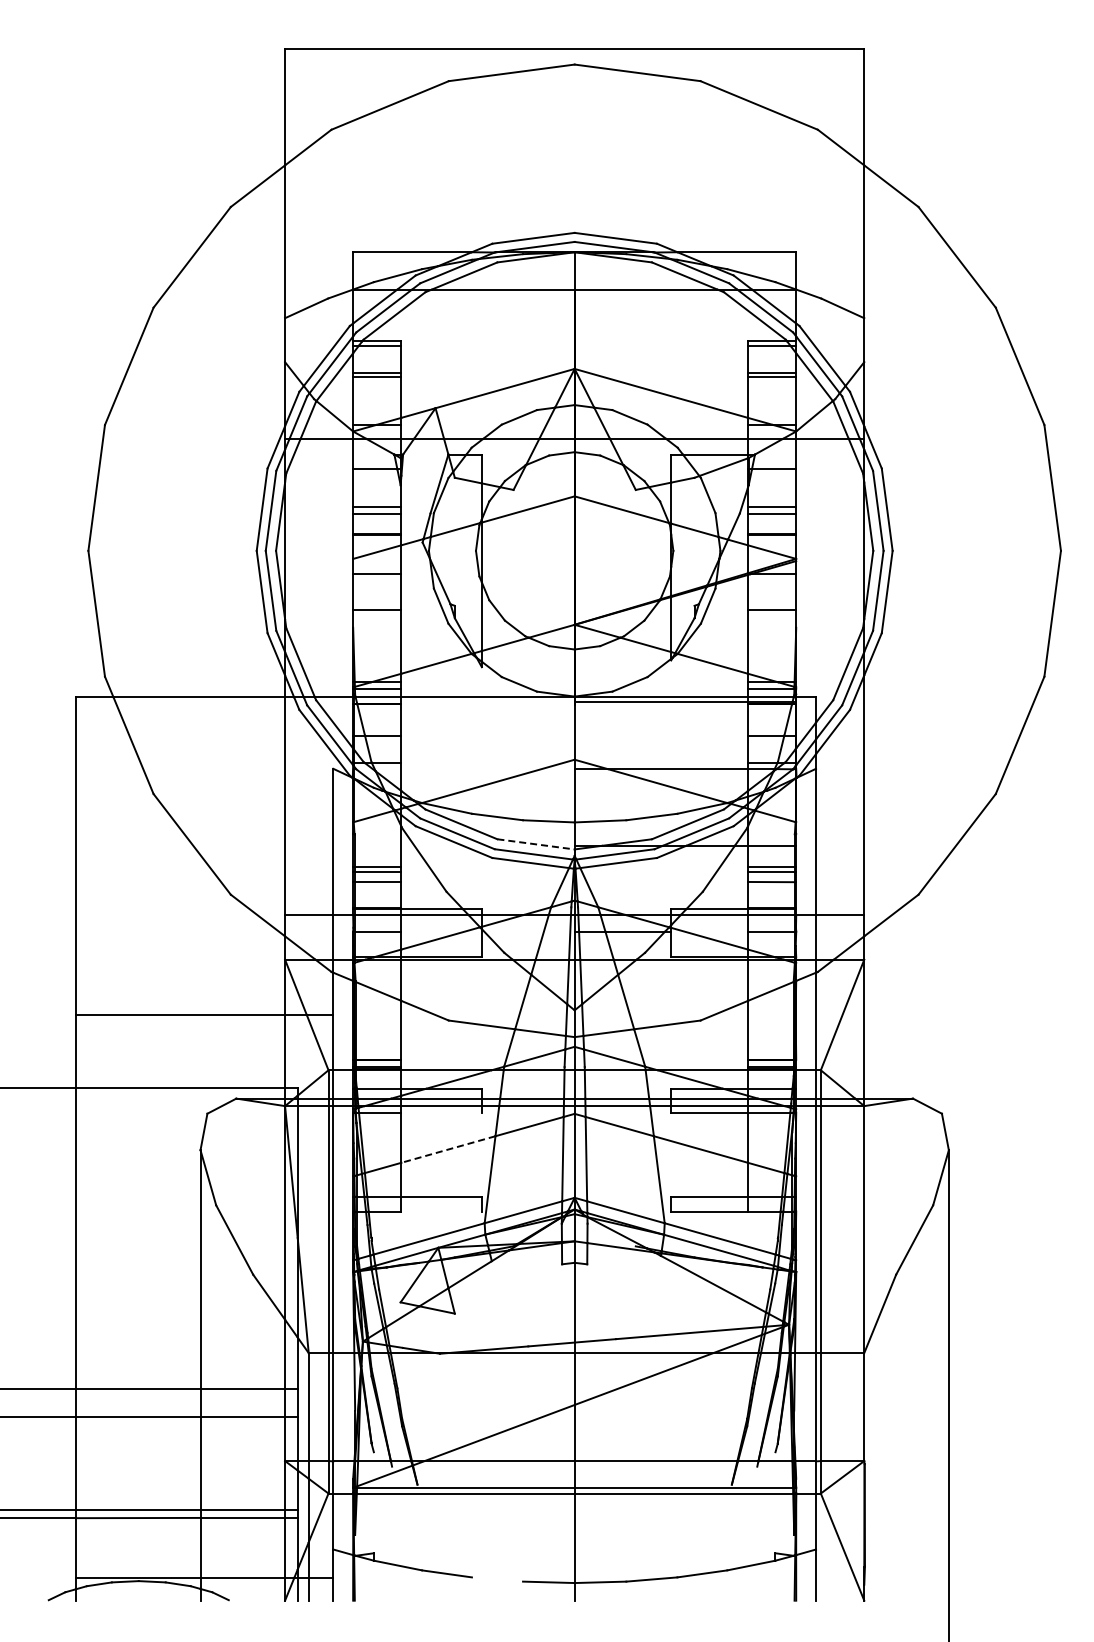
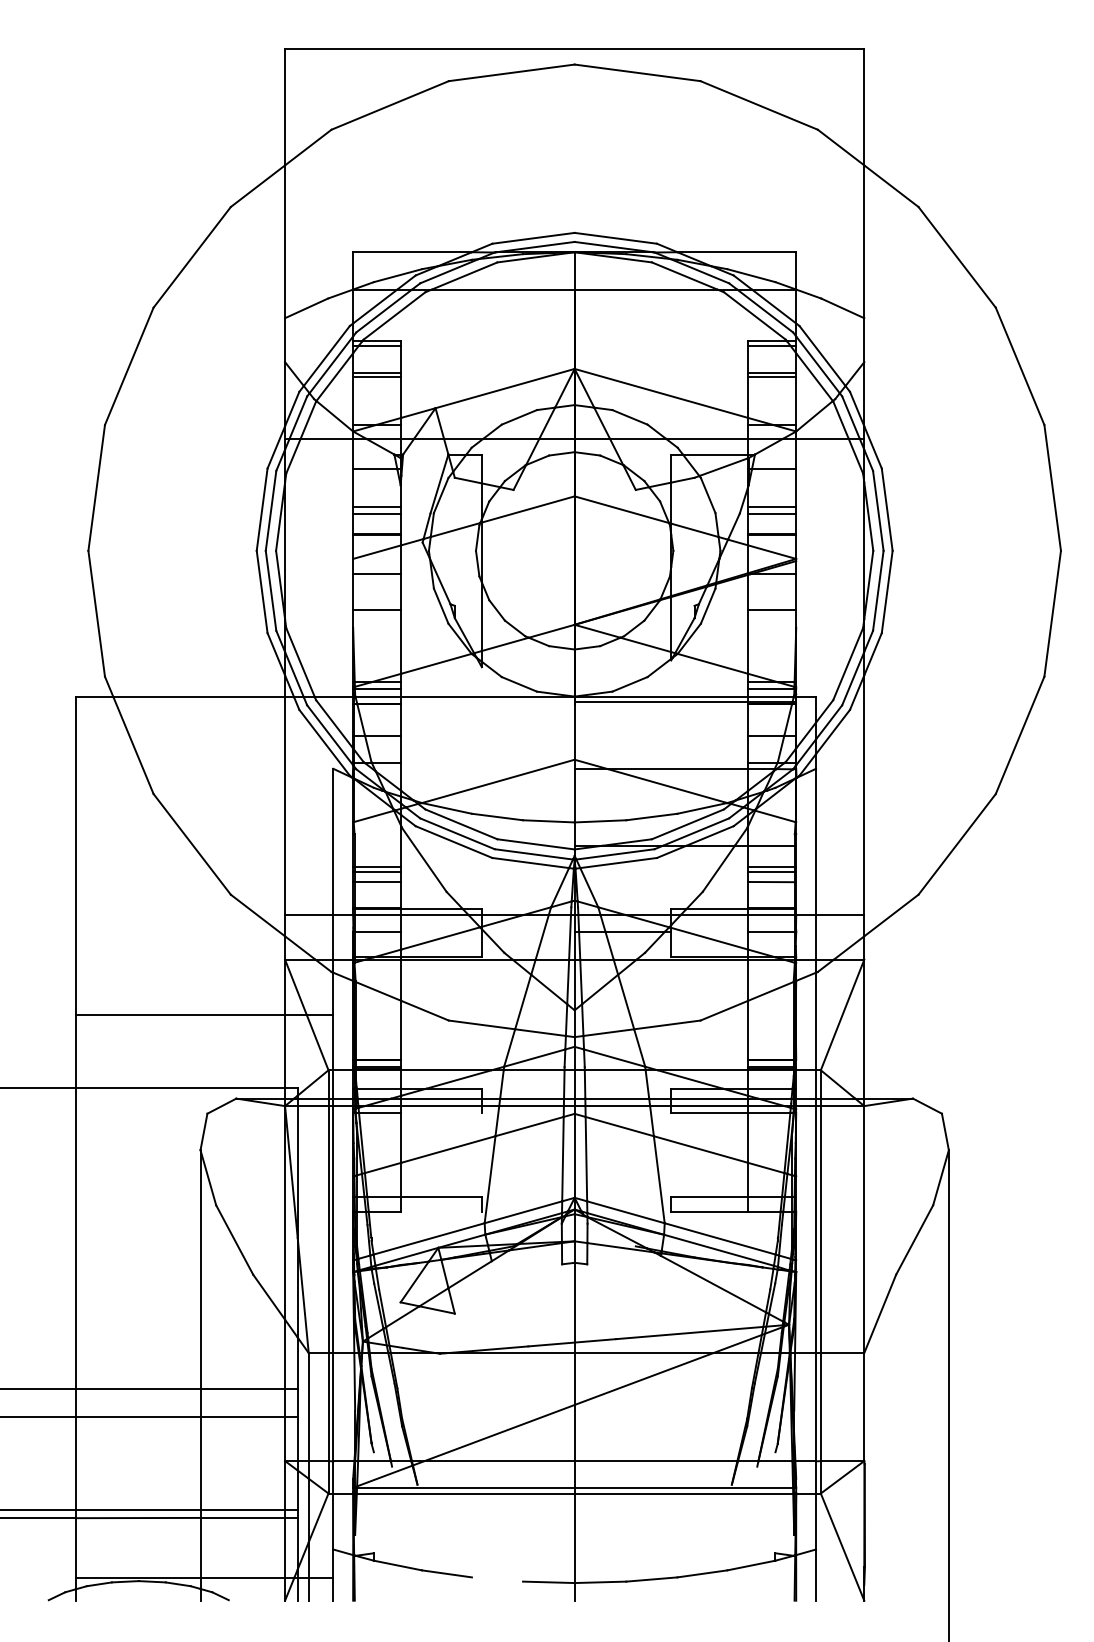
line: dashed -> solid (536, 844)
line: dashed -> solid (448, 1149)
